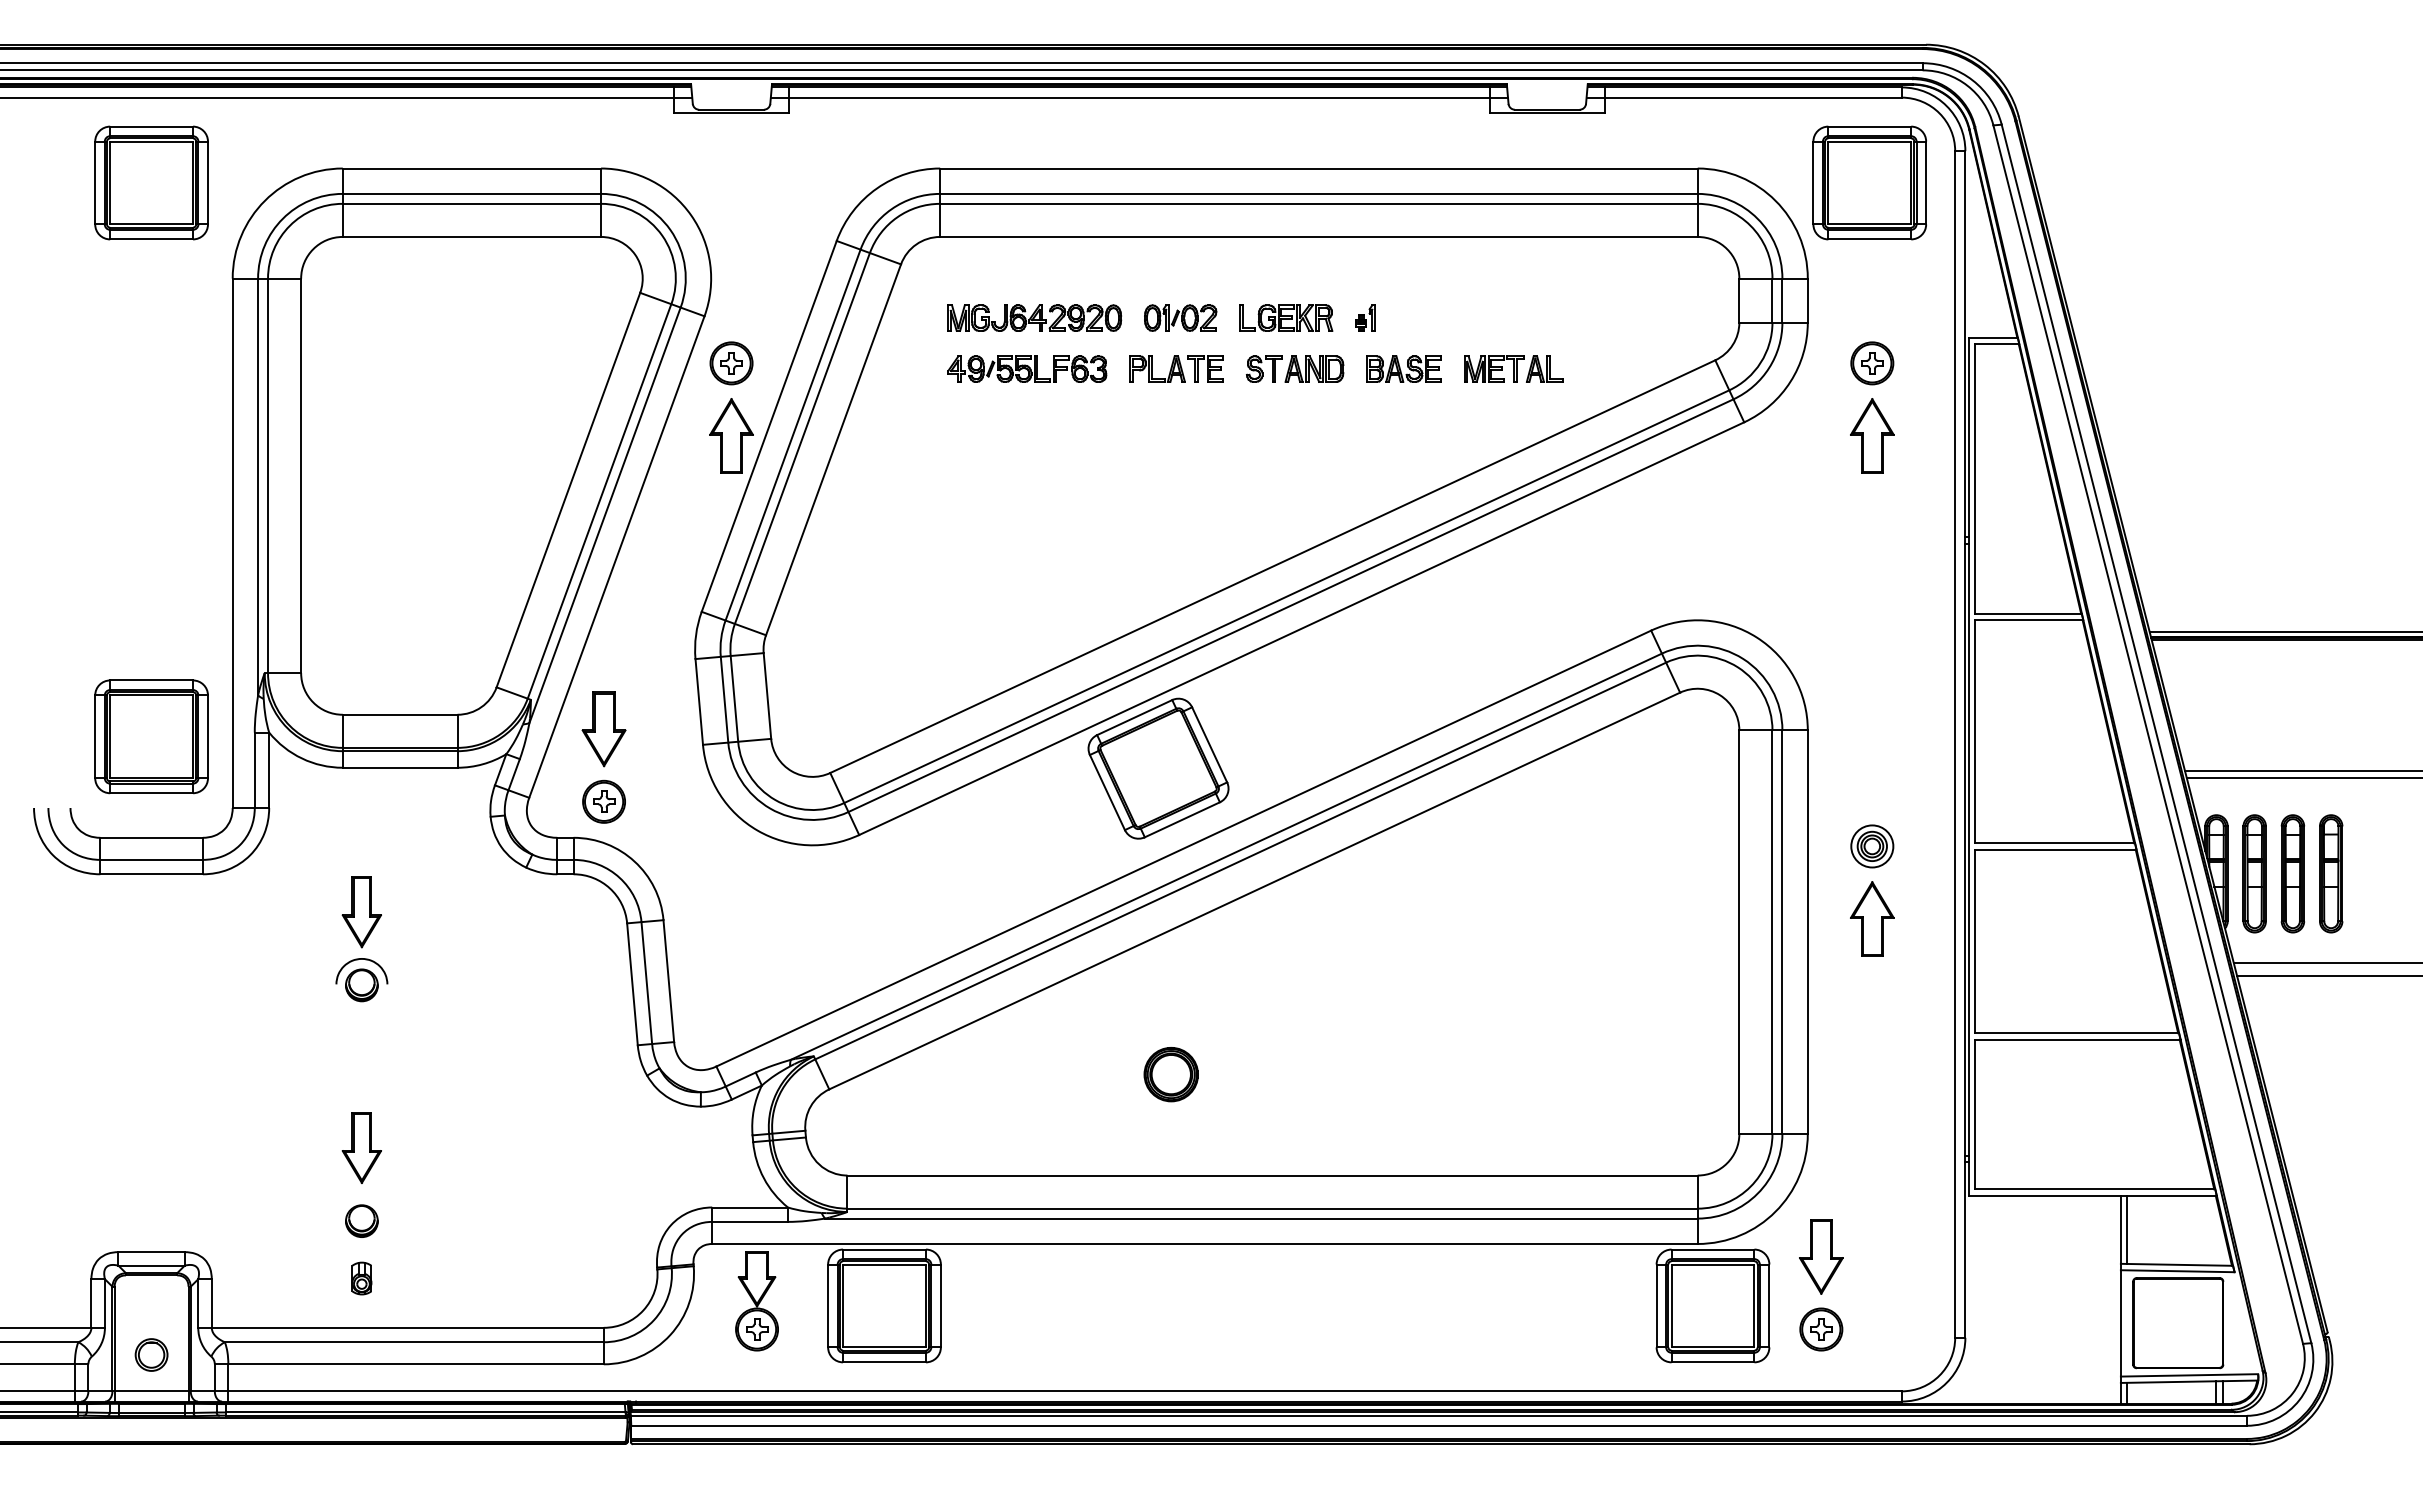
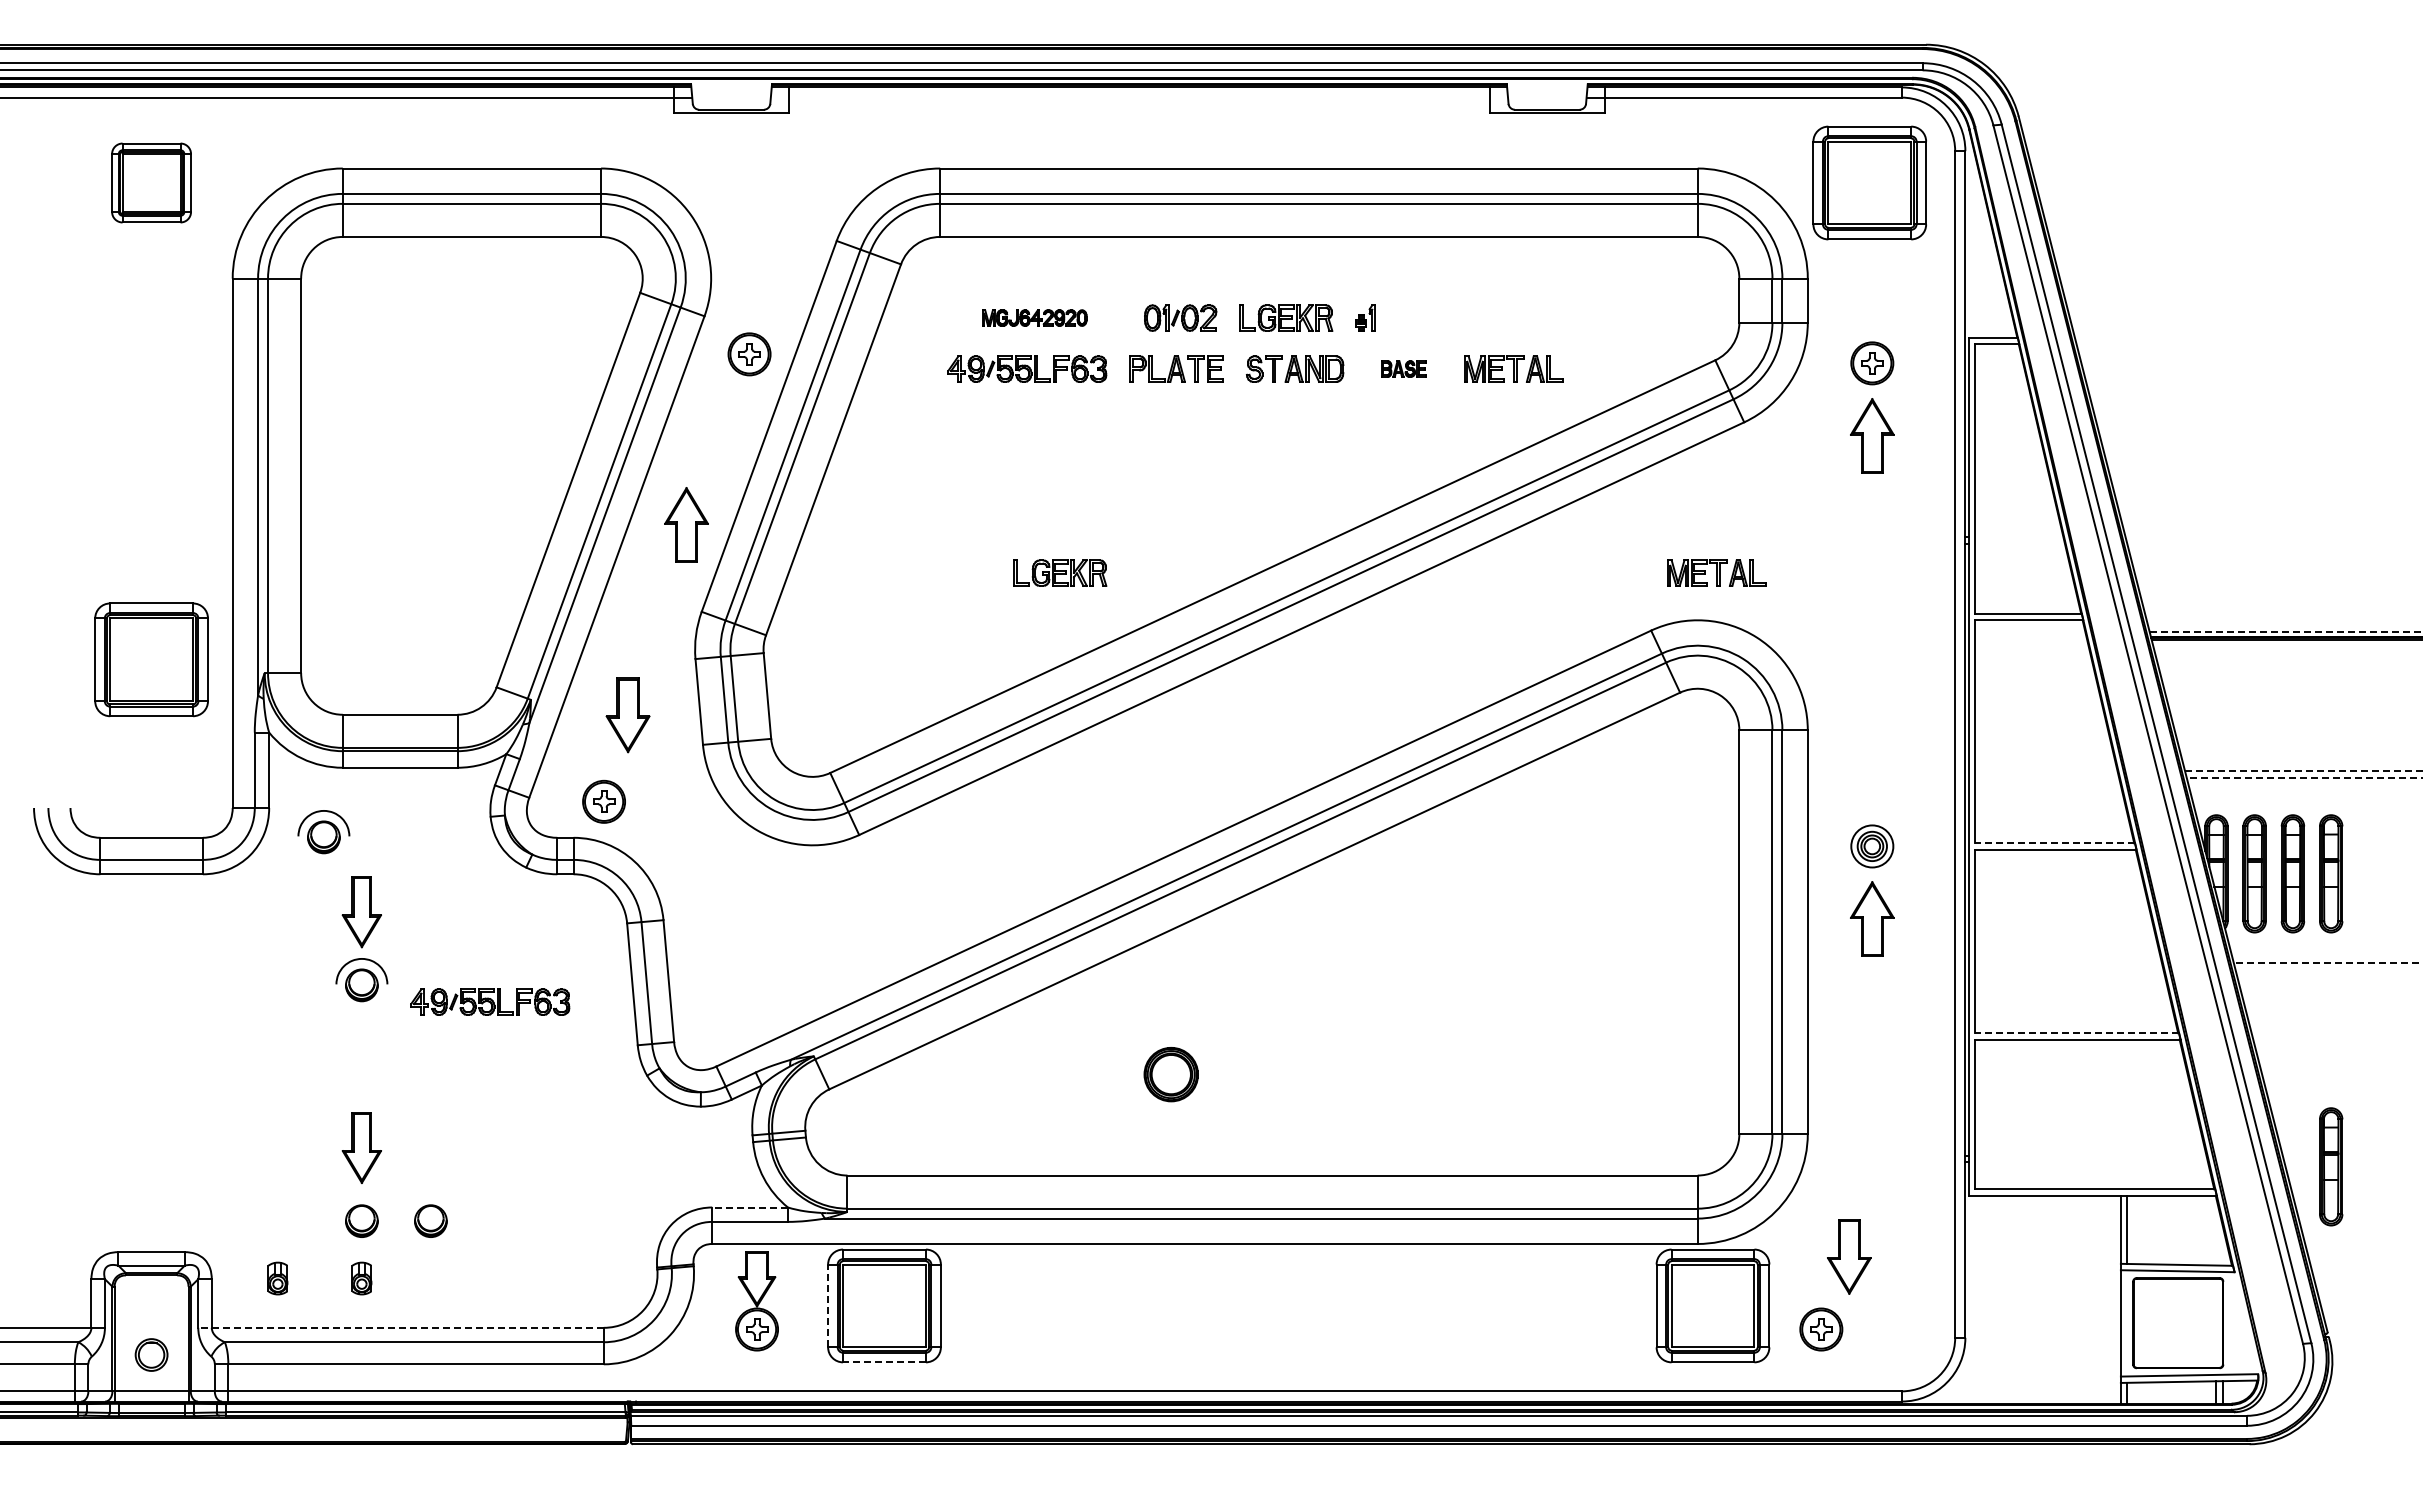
line: present -> none (1139, 97)
part size: 115x116 px -> 81x82 px (151, 182)
part size: 176x28 px -> 106x18 px (1034, 317)
part position: (731, 363) -> (749, 354) (749, 354)
part size: 76x28 px -> 46x18 px (1403, 368)
part position: (731, 435) -> (686, 524) (686, 524)
part: none -> present (1060, 572)
part: none -> present (1716, 572)
line: solid -> dashed (2286, 631)
part position: (603, 729) -> (627, 715) (627, 715)
part position: (151, 736) -> (151, 659) (151, 659)
part: present -> none (1158, 768)
line: solid -> dashed (2304, 771)
line: solid -> dashed (2304, 777)
part: none -> present (323, 832)
line: solid -> dashed (2054, 843)
line: solid -> dashed (2327, 963)
line: present -> none (2328, 975)
part: none -> present (490, 1001)
line: solid -> dashed (2076, 1033)
part: none -> present (2331, 1166)
line: solid -> dashed (750, 1207)
part: none -> present (430, 1220)
part position: (1821, 1256) -> (1849, 1256) (1849, 1256)
part: none -> present (277, 1278)
line: solid -> dashed (828, 1305)
line: solid -> dashed (401, 1327)
line: solid -> dashed (884, 1362)
